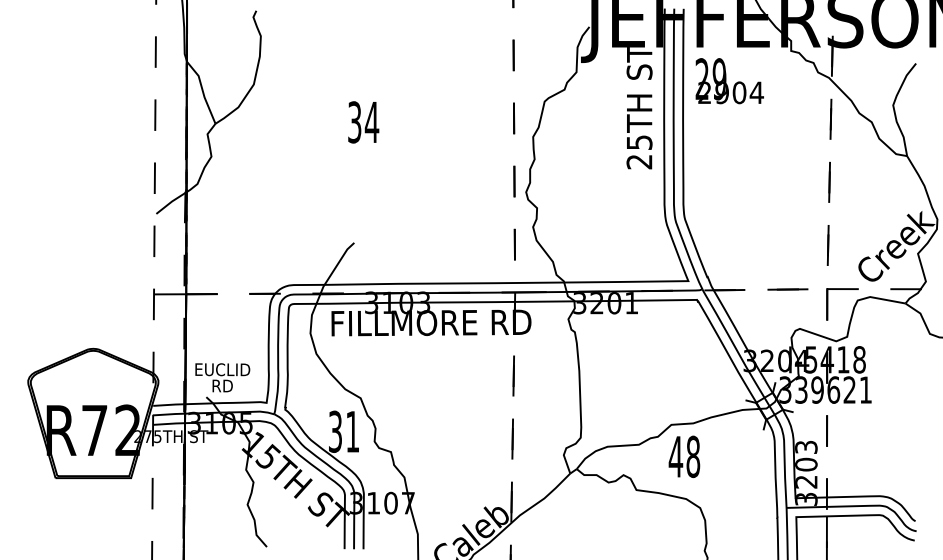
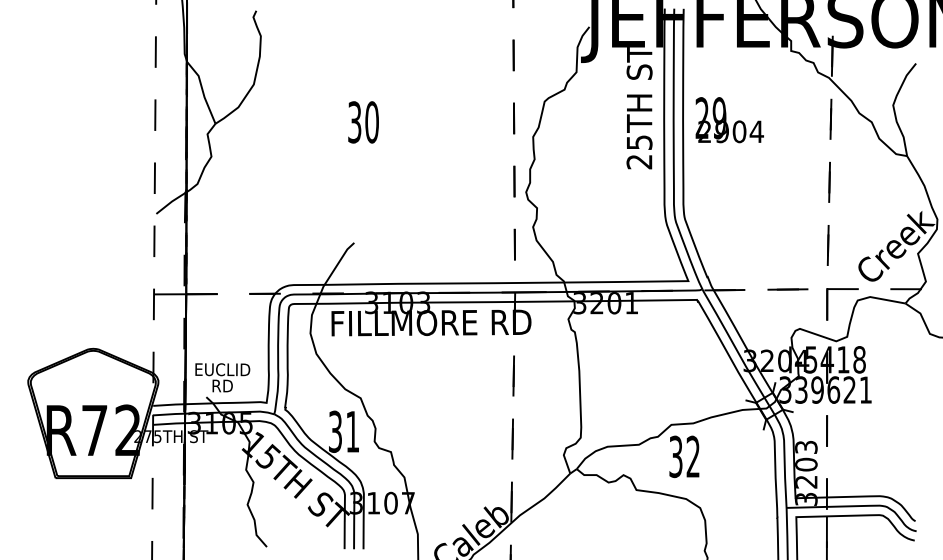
text position: (729, 81) -> (729, 120) (729, 120)
text: 34 -> 30 (371, 122)
text: 48 -> 32 (684, 456)
